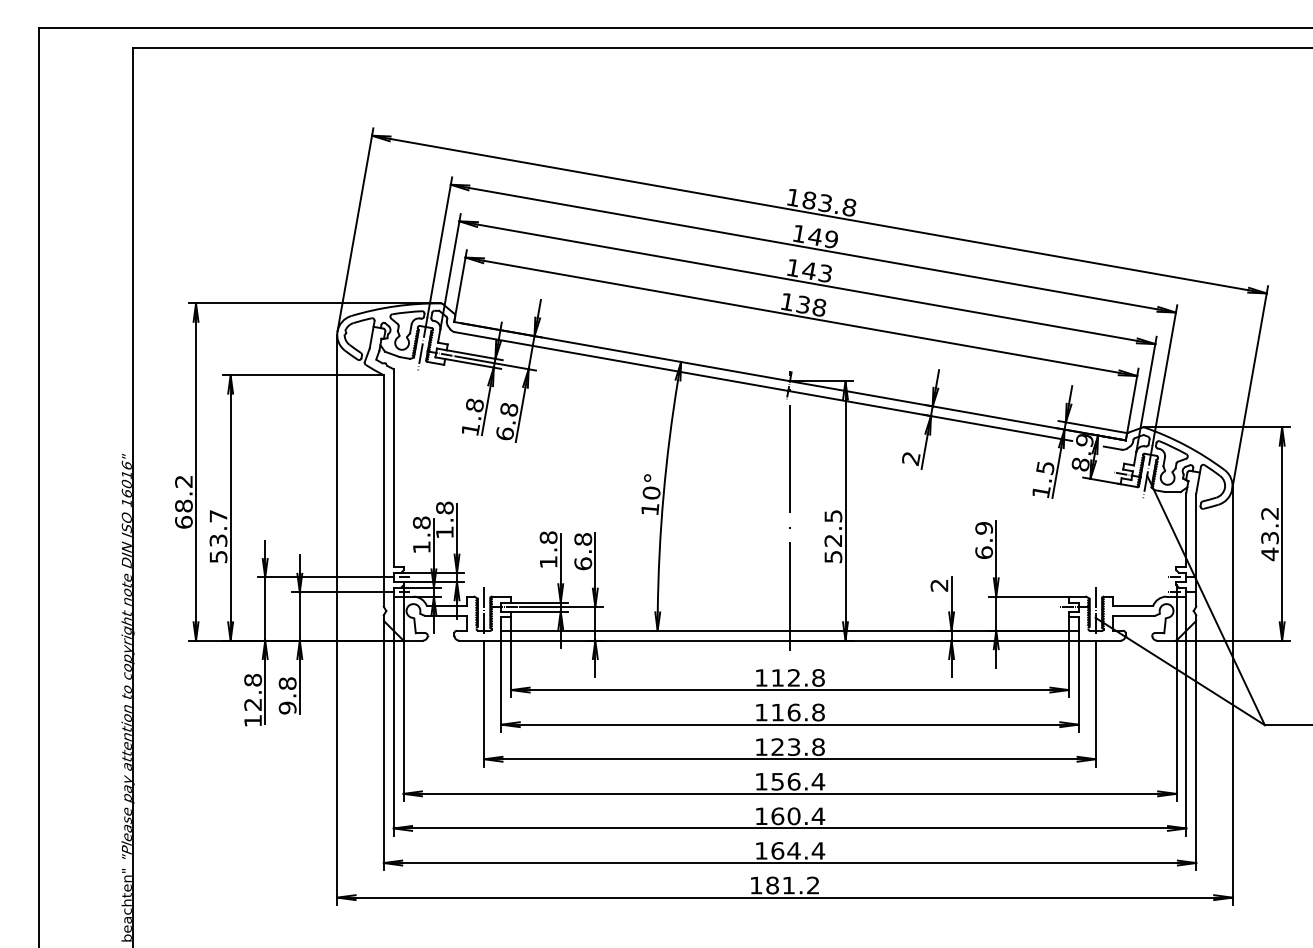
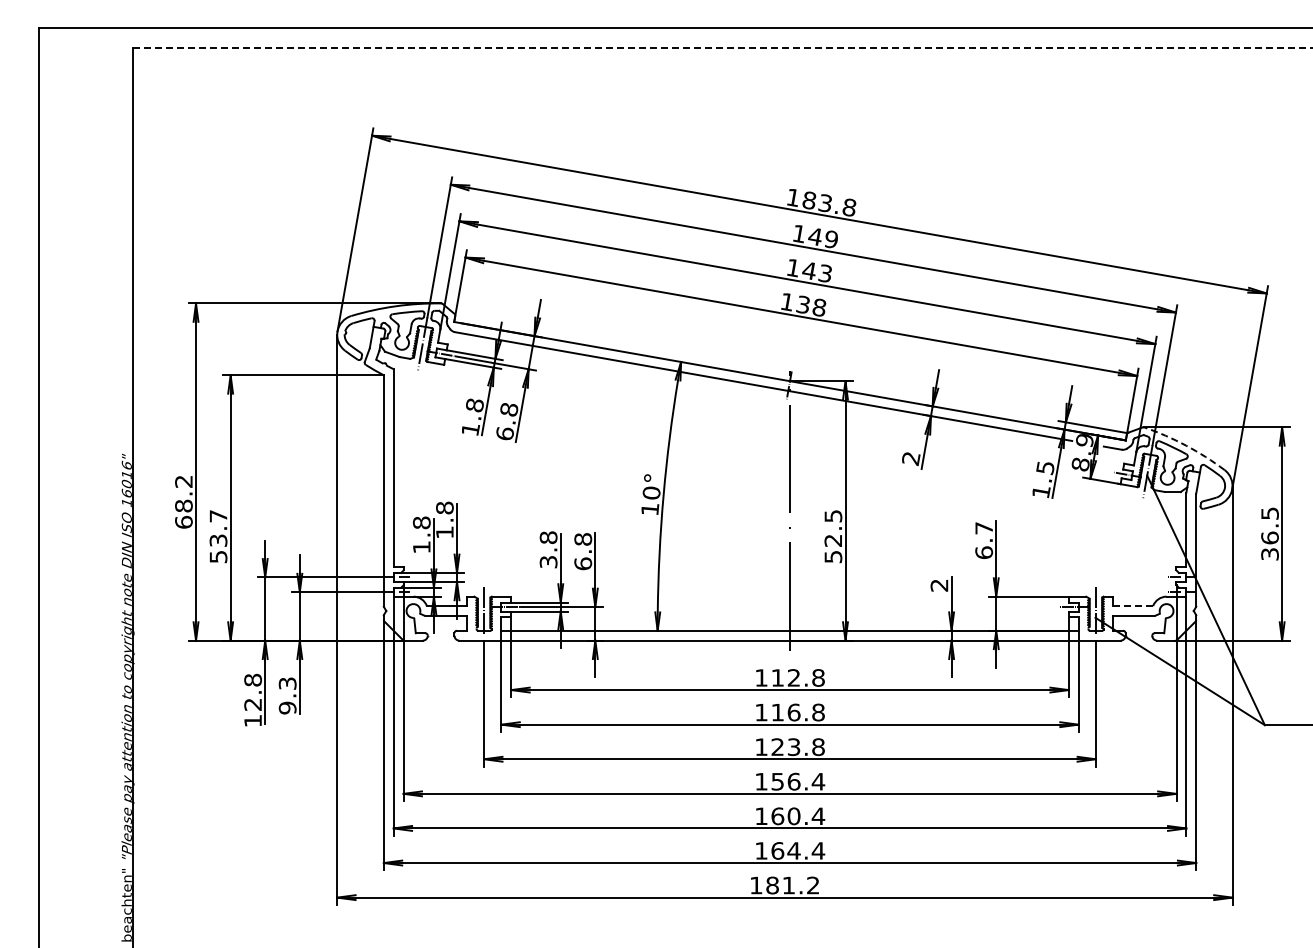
line: solid -> dashed (722, 48)
arc: solid -> dashed (1186, 445)
text: 6.9 -> 6.7 (984, 528)
text: 43.2 -> 36.5 (1269, 534)
text: 1.8 -> 3.8 (548, 562)
line: solid -> dashed (1133, 606)
text: 9.8 -> 9.3 (287, 683)
